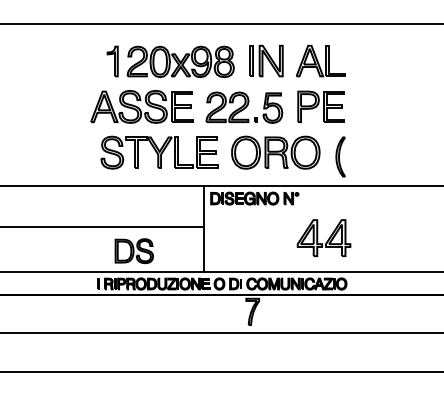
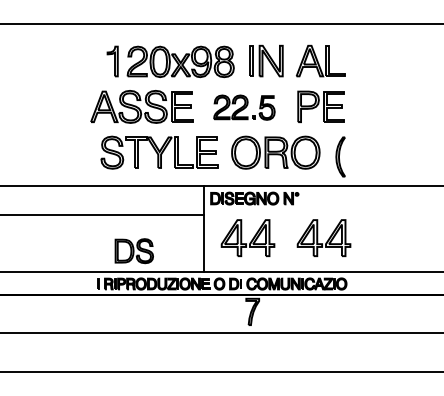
part size: 79x33 px -> 63x27 px (244, 107)
line position: (102, 226) -> (102, 214) (102, 214)
part: none -> present (247, 238)
